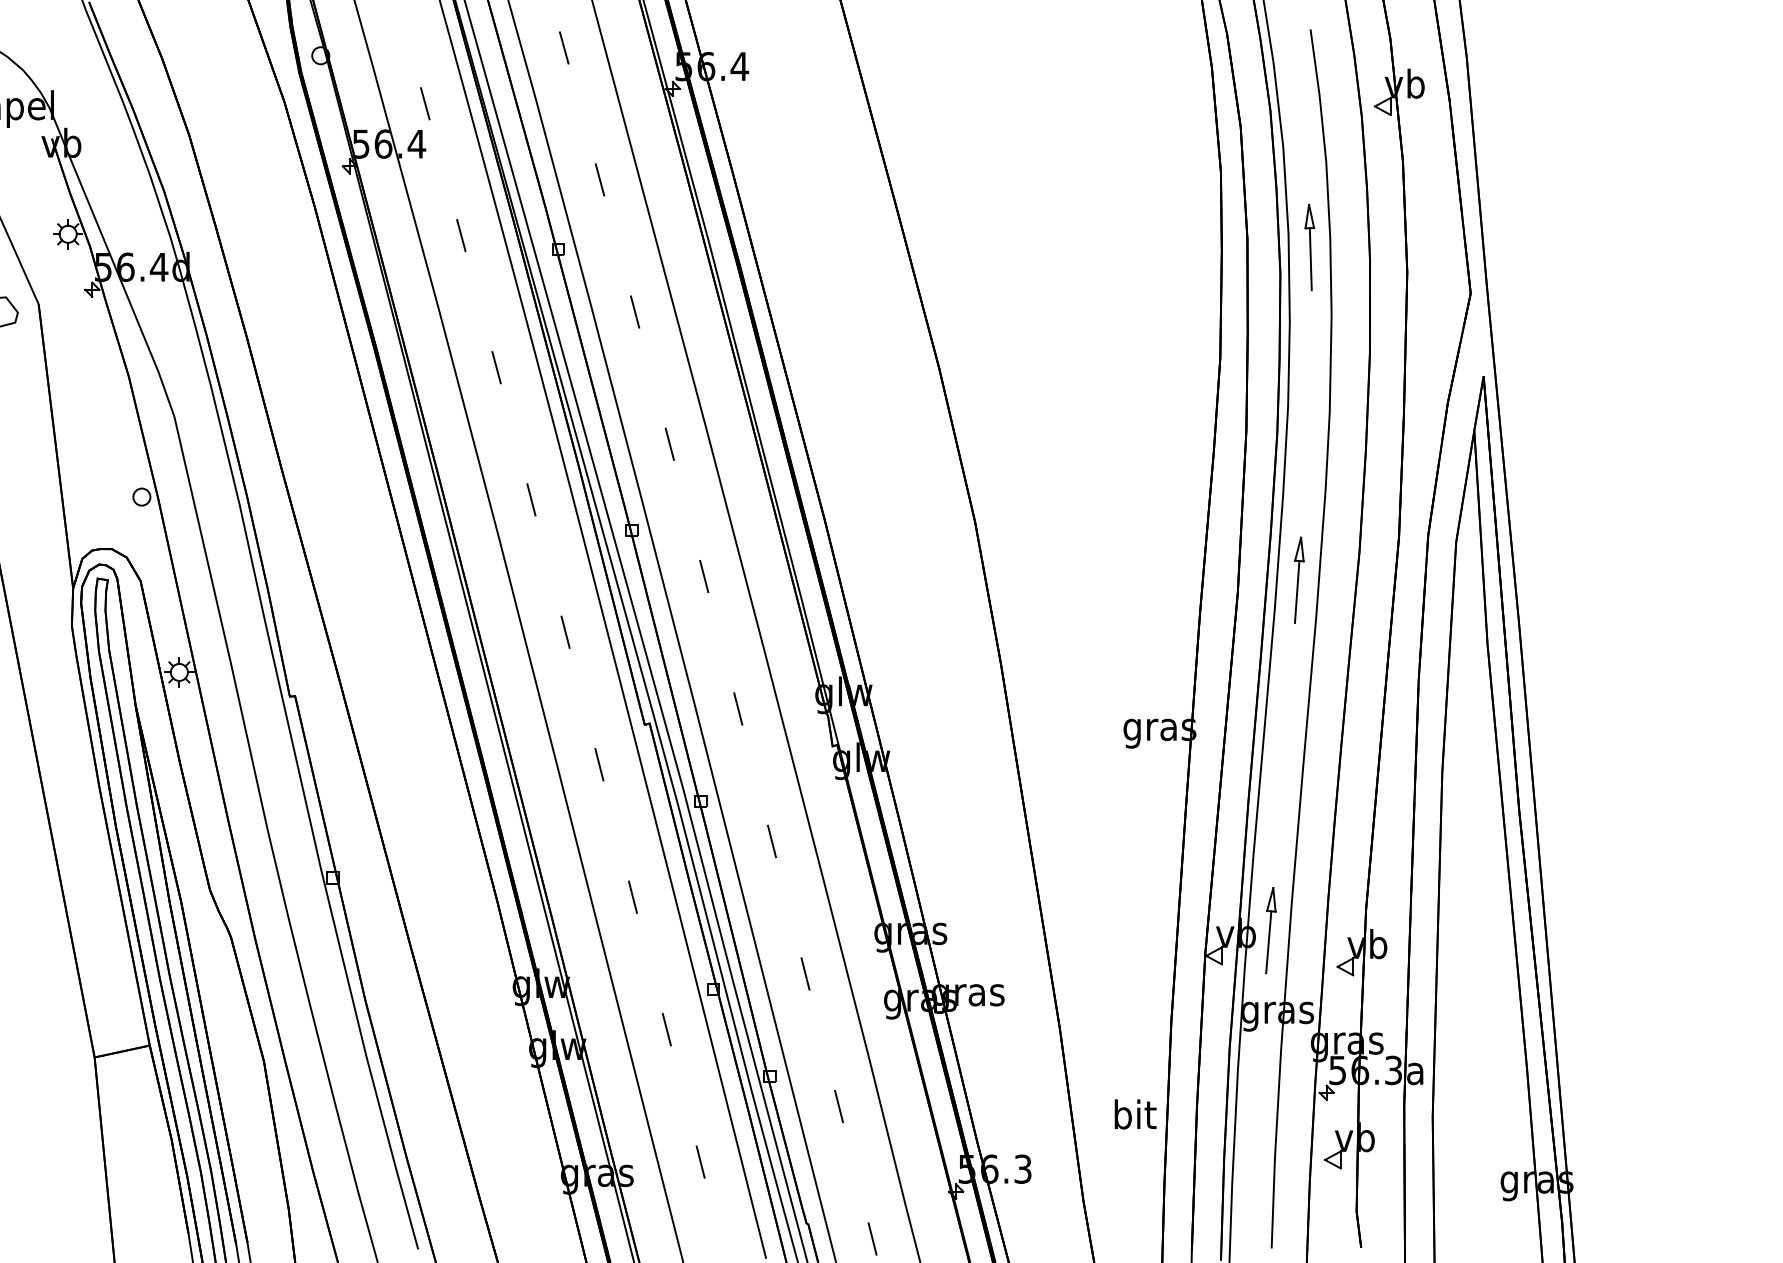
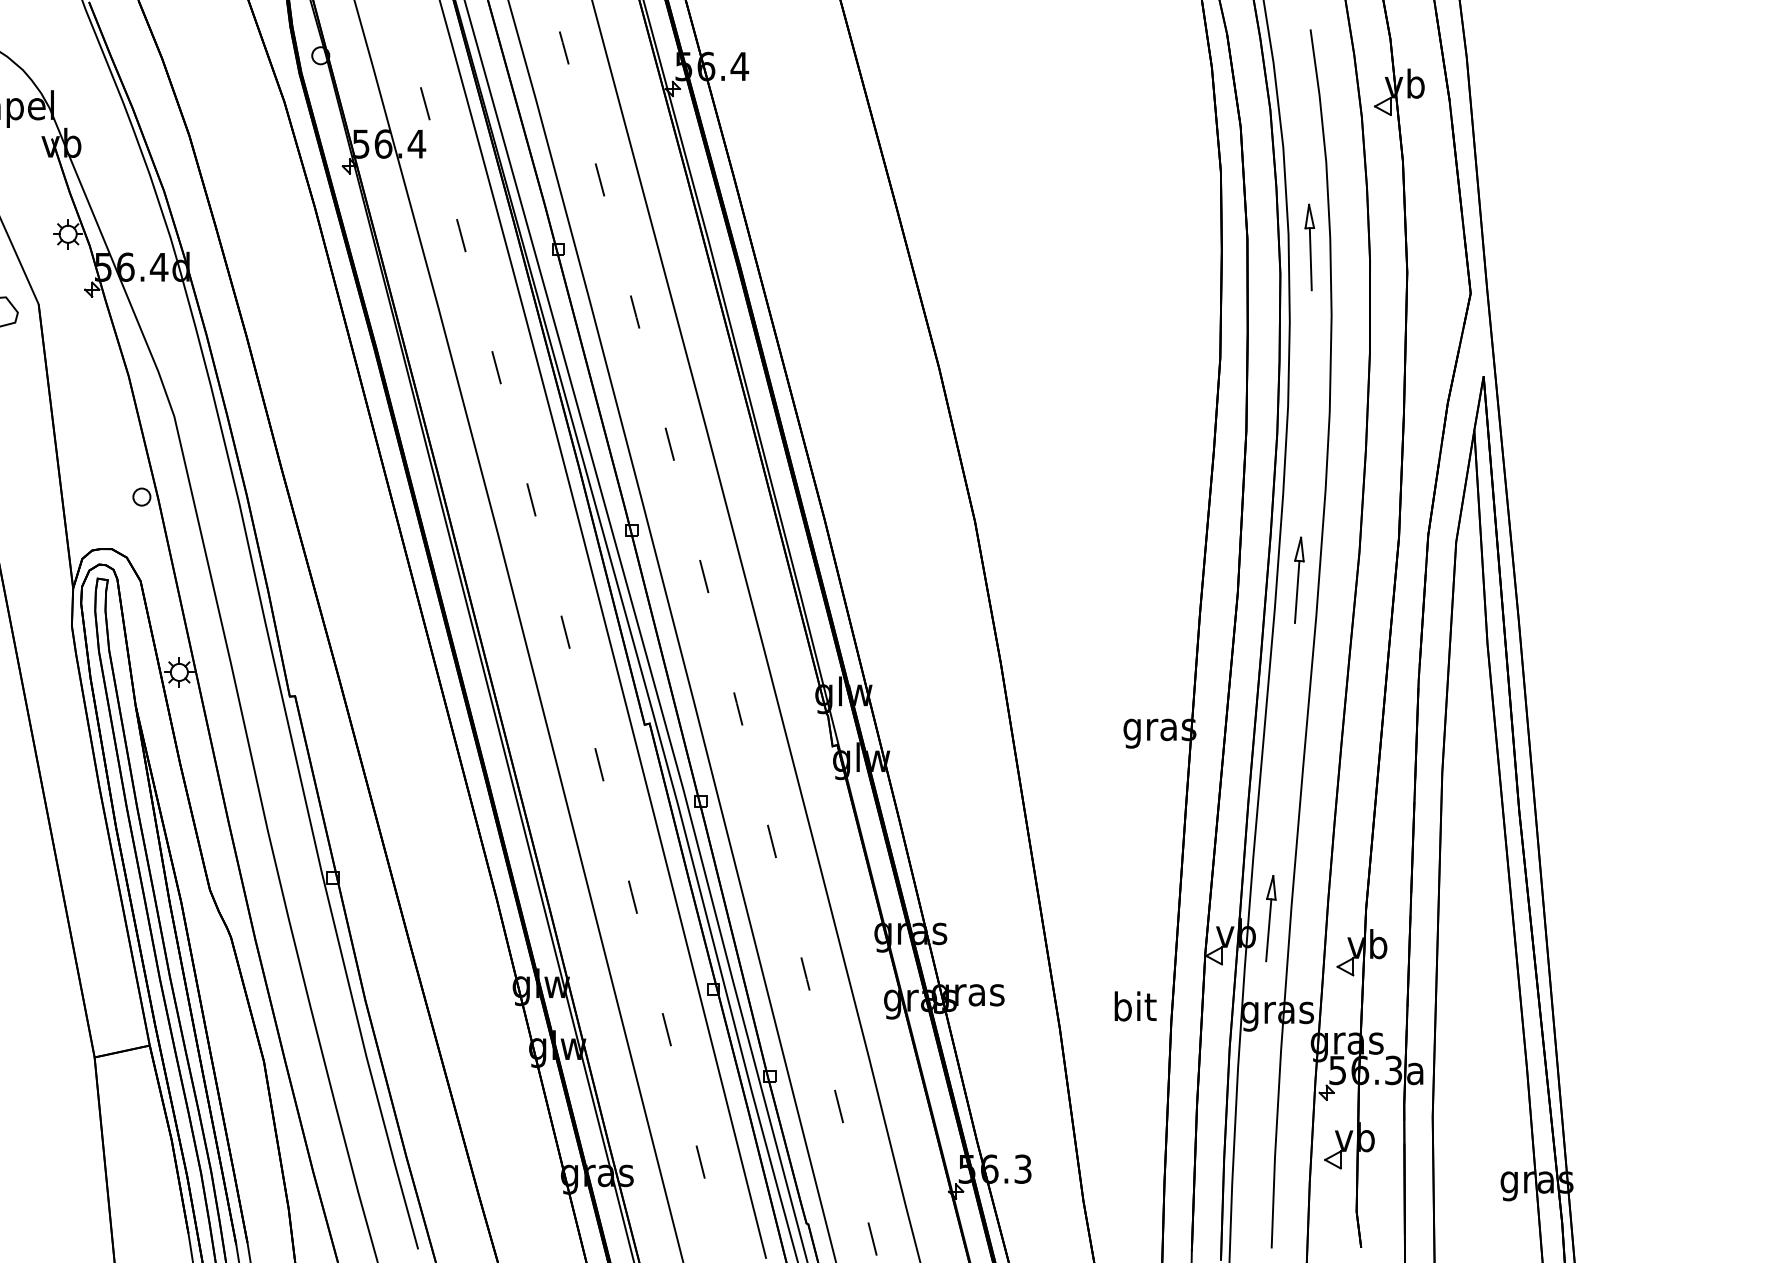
part position: (1270, 930) -> (1270, 918) (1270, 918)
text position: (1135, 1114) -> (1135, 1006) (1135, 1006)
